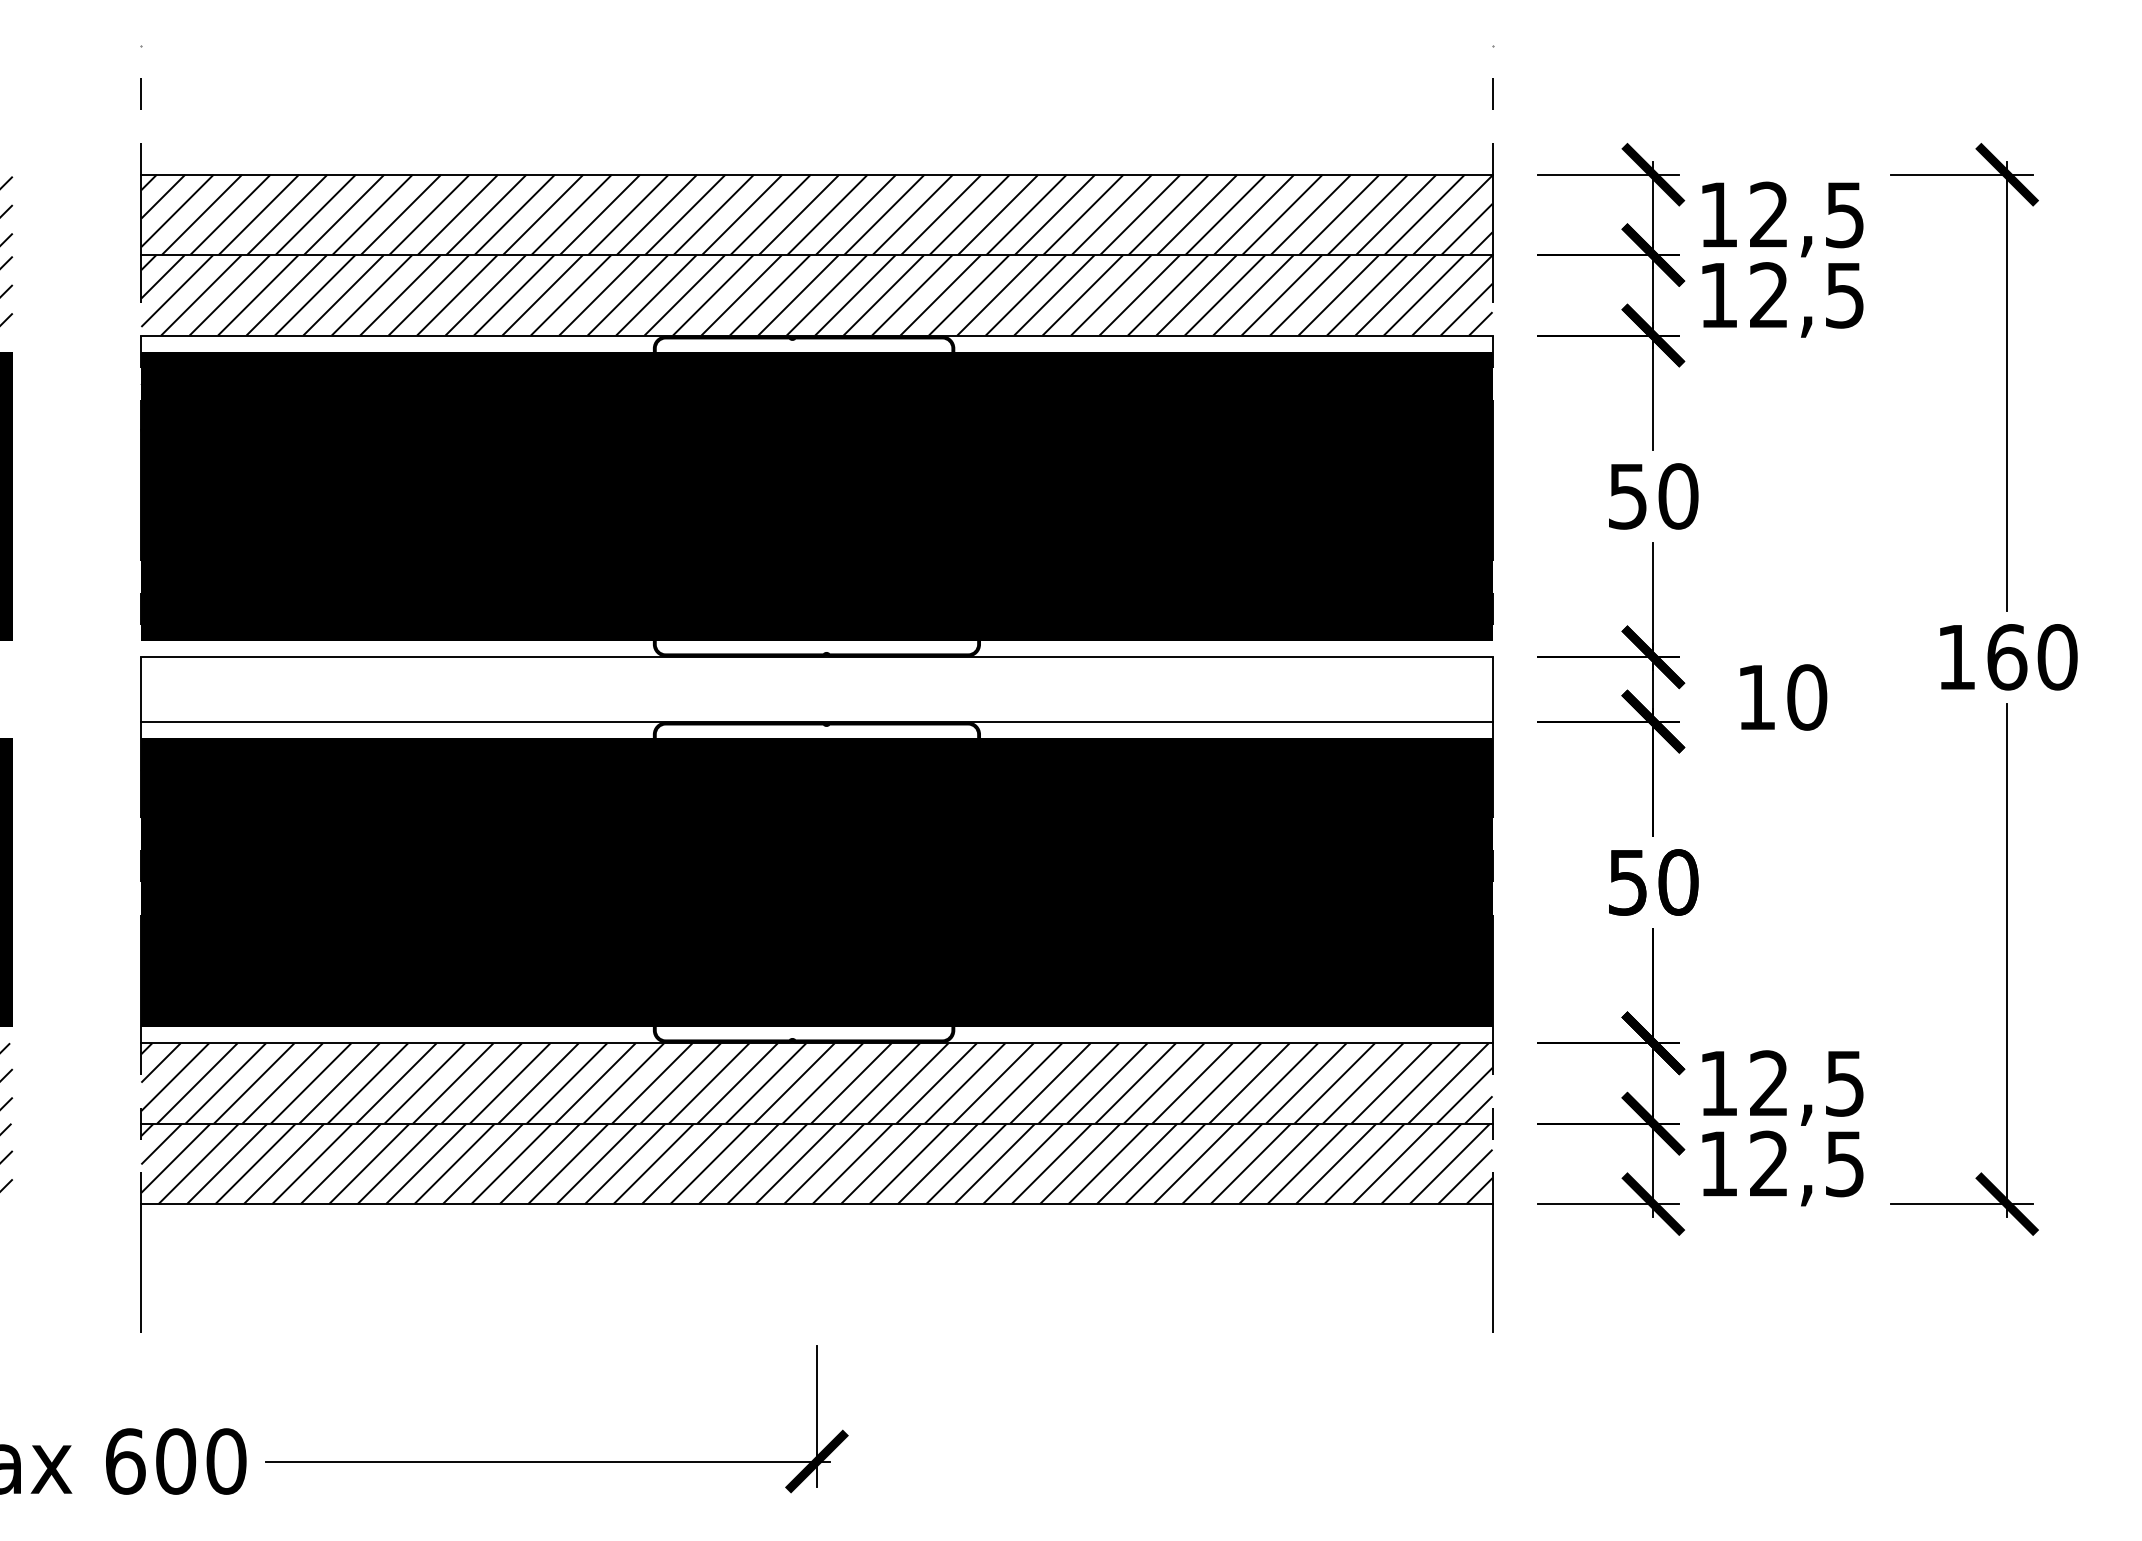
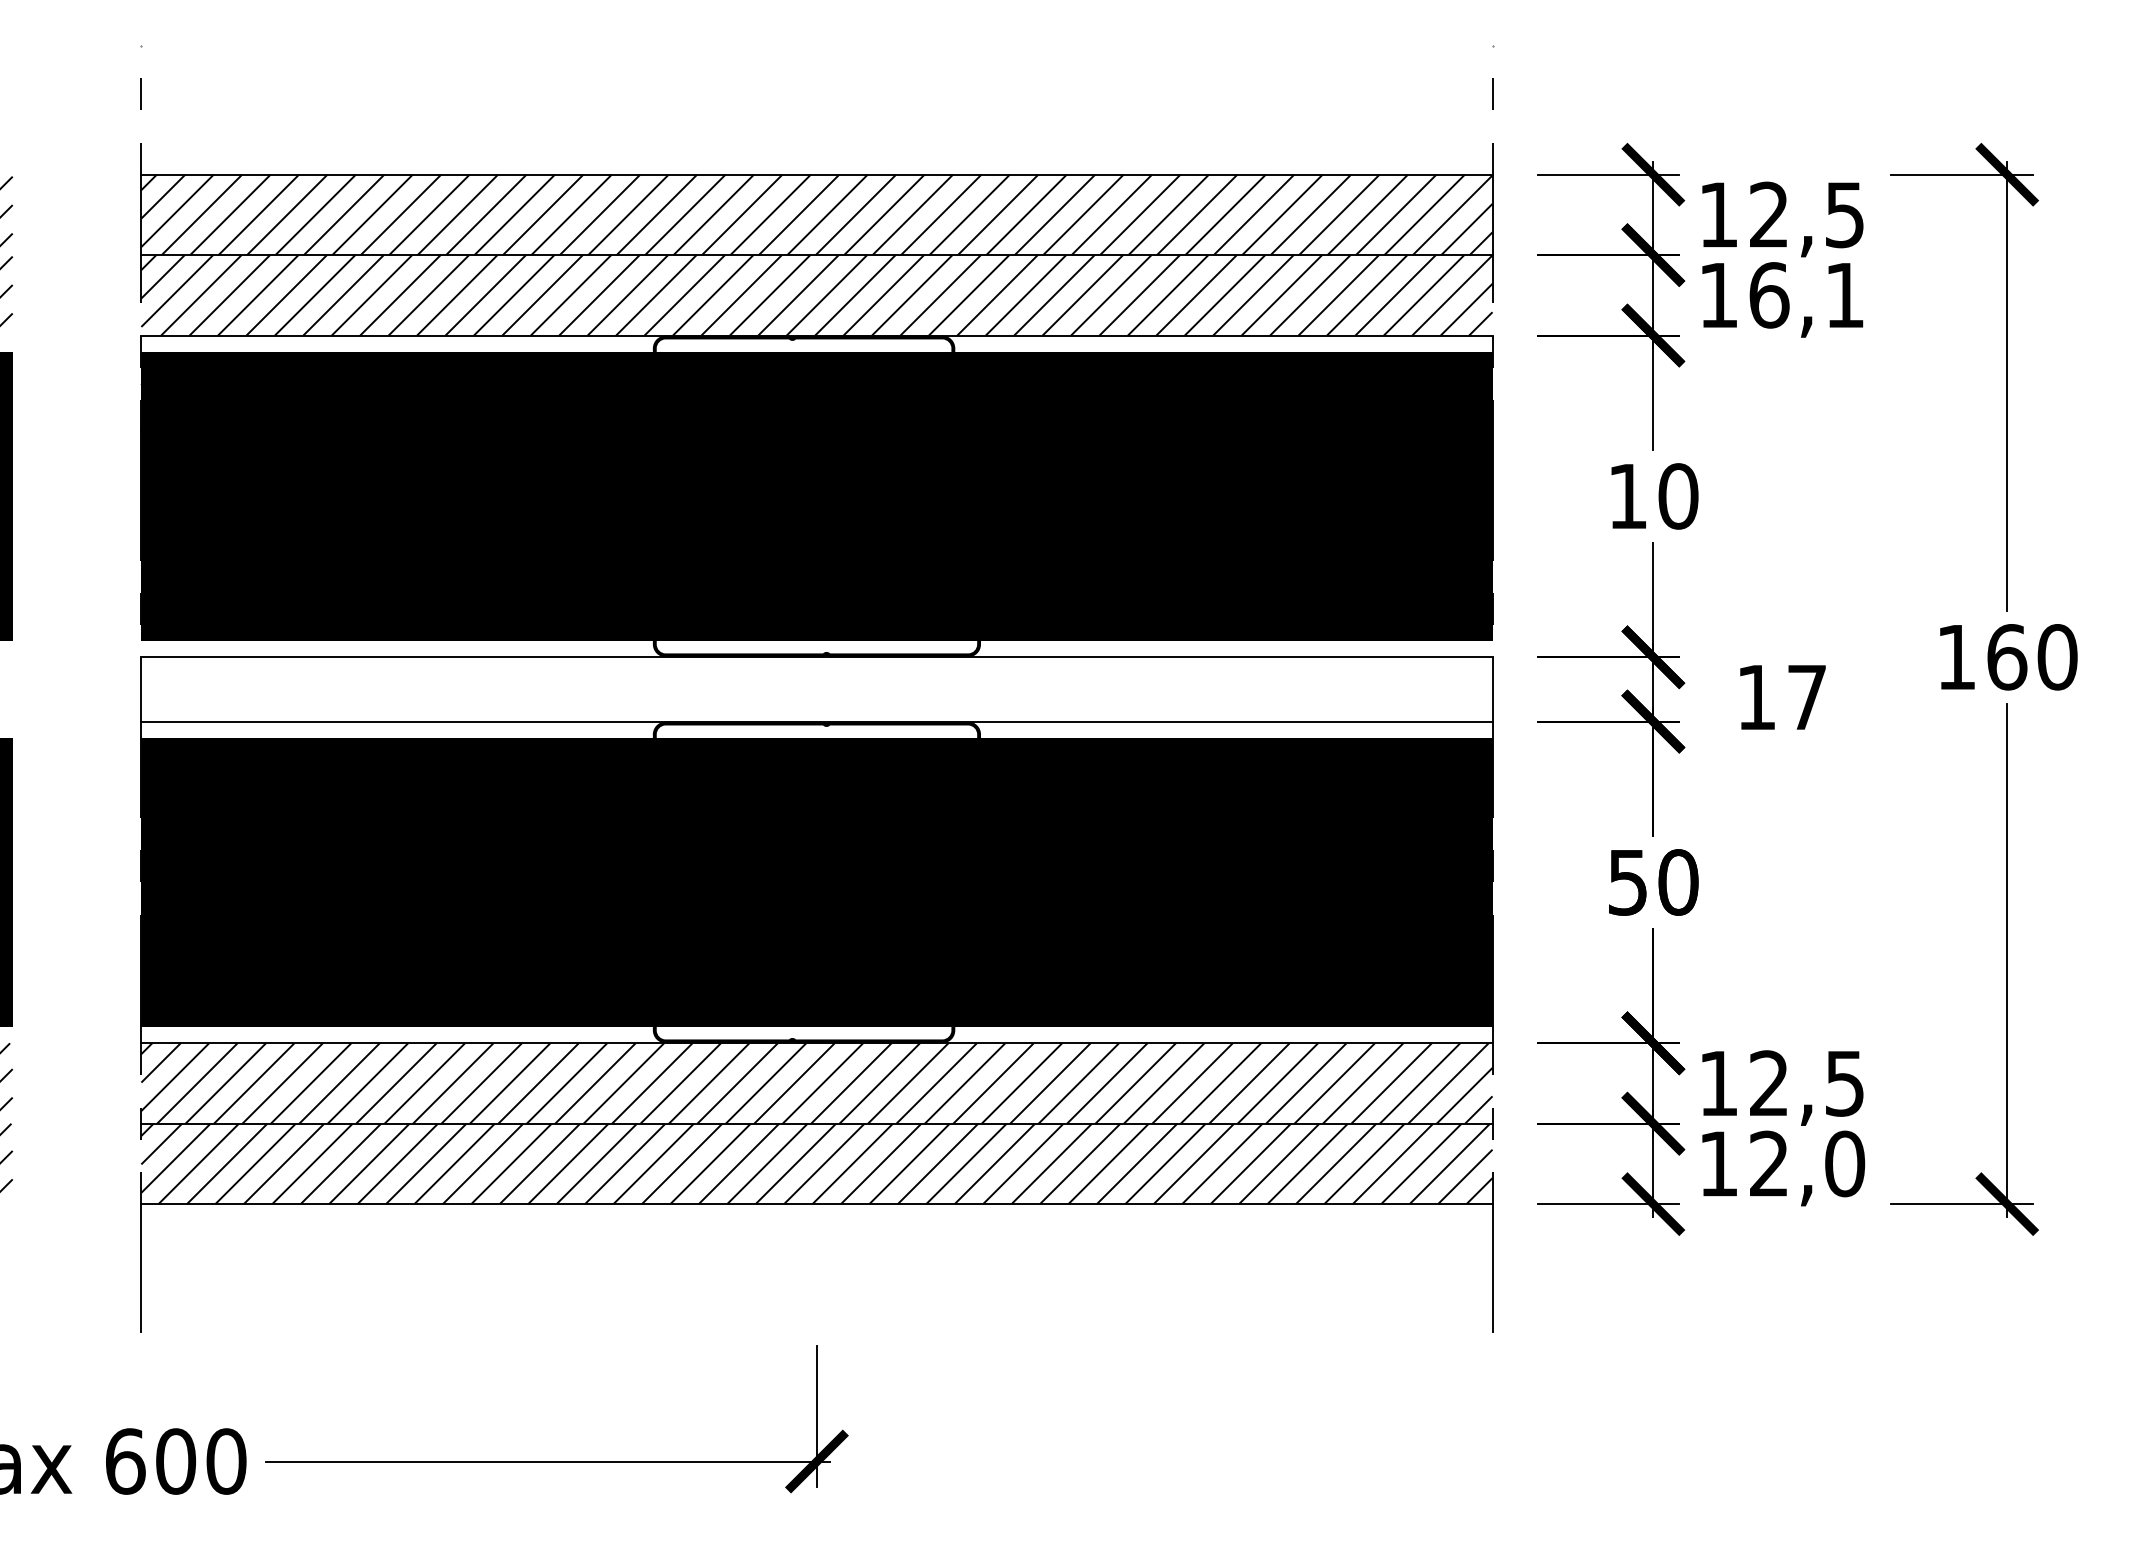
text: 12,5 -> 16,1 (1806, 295)
text: 50 -> 10 (1627, 496)
text: 10 -> 17 (1807, 697)
text: 12,5 -> 12,0 (1845, 1163)
